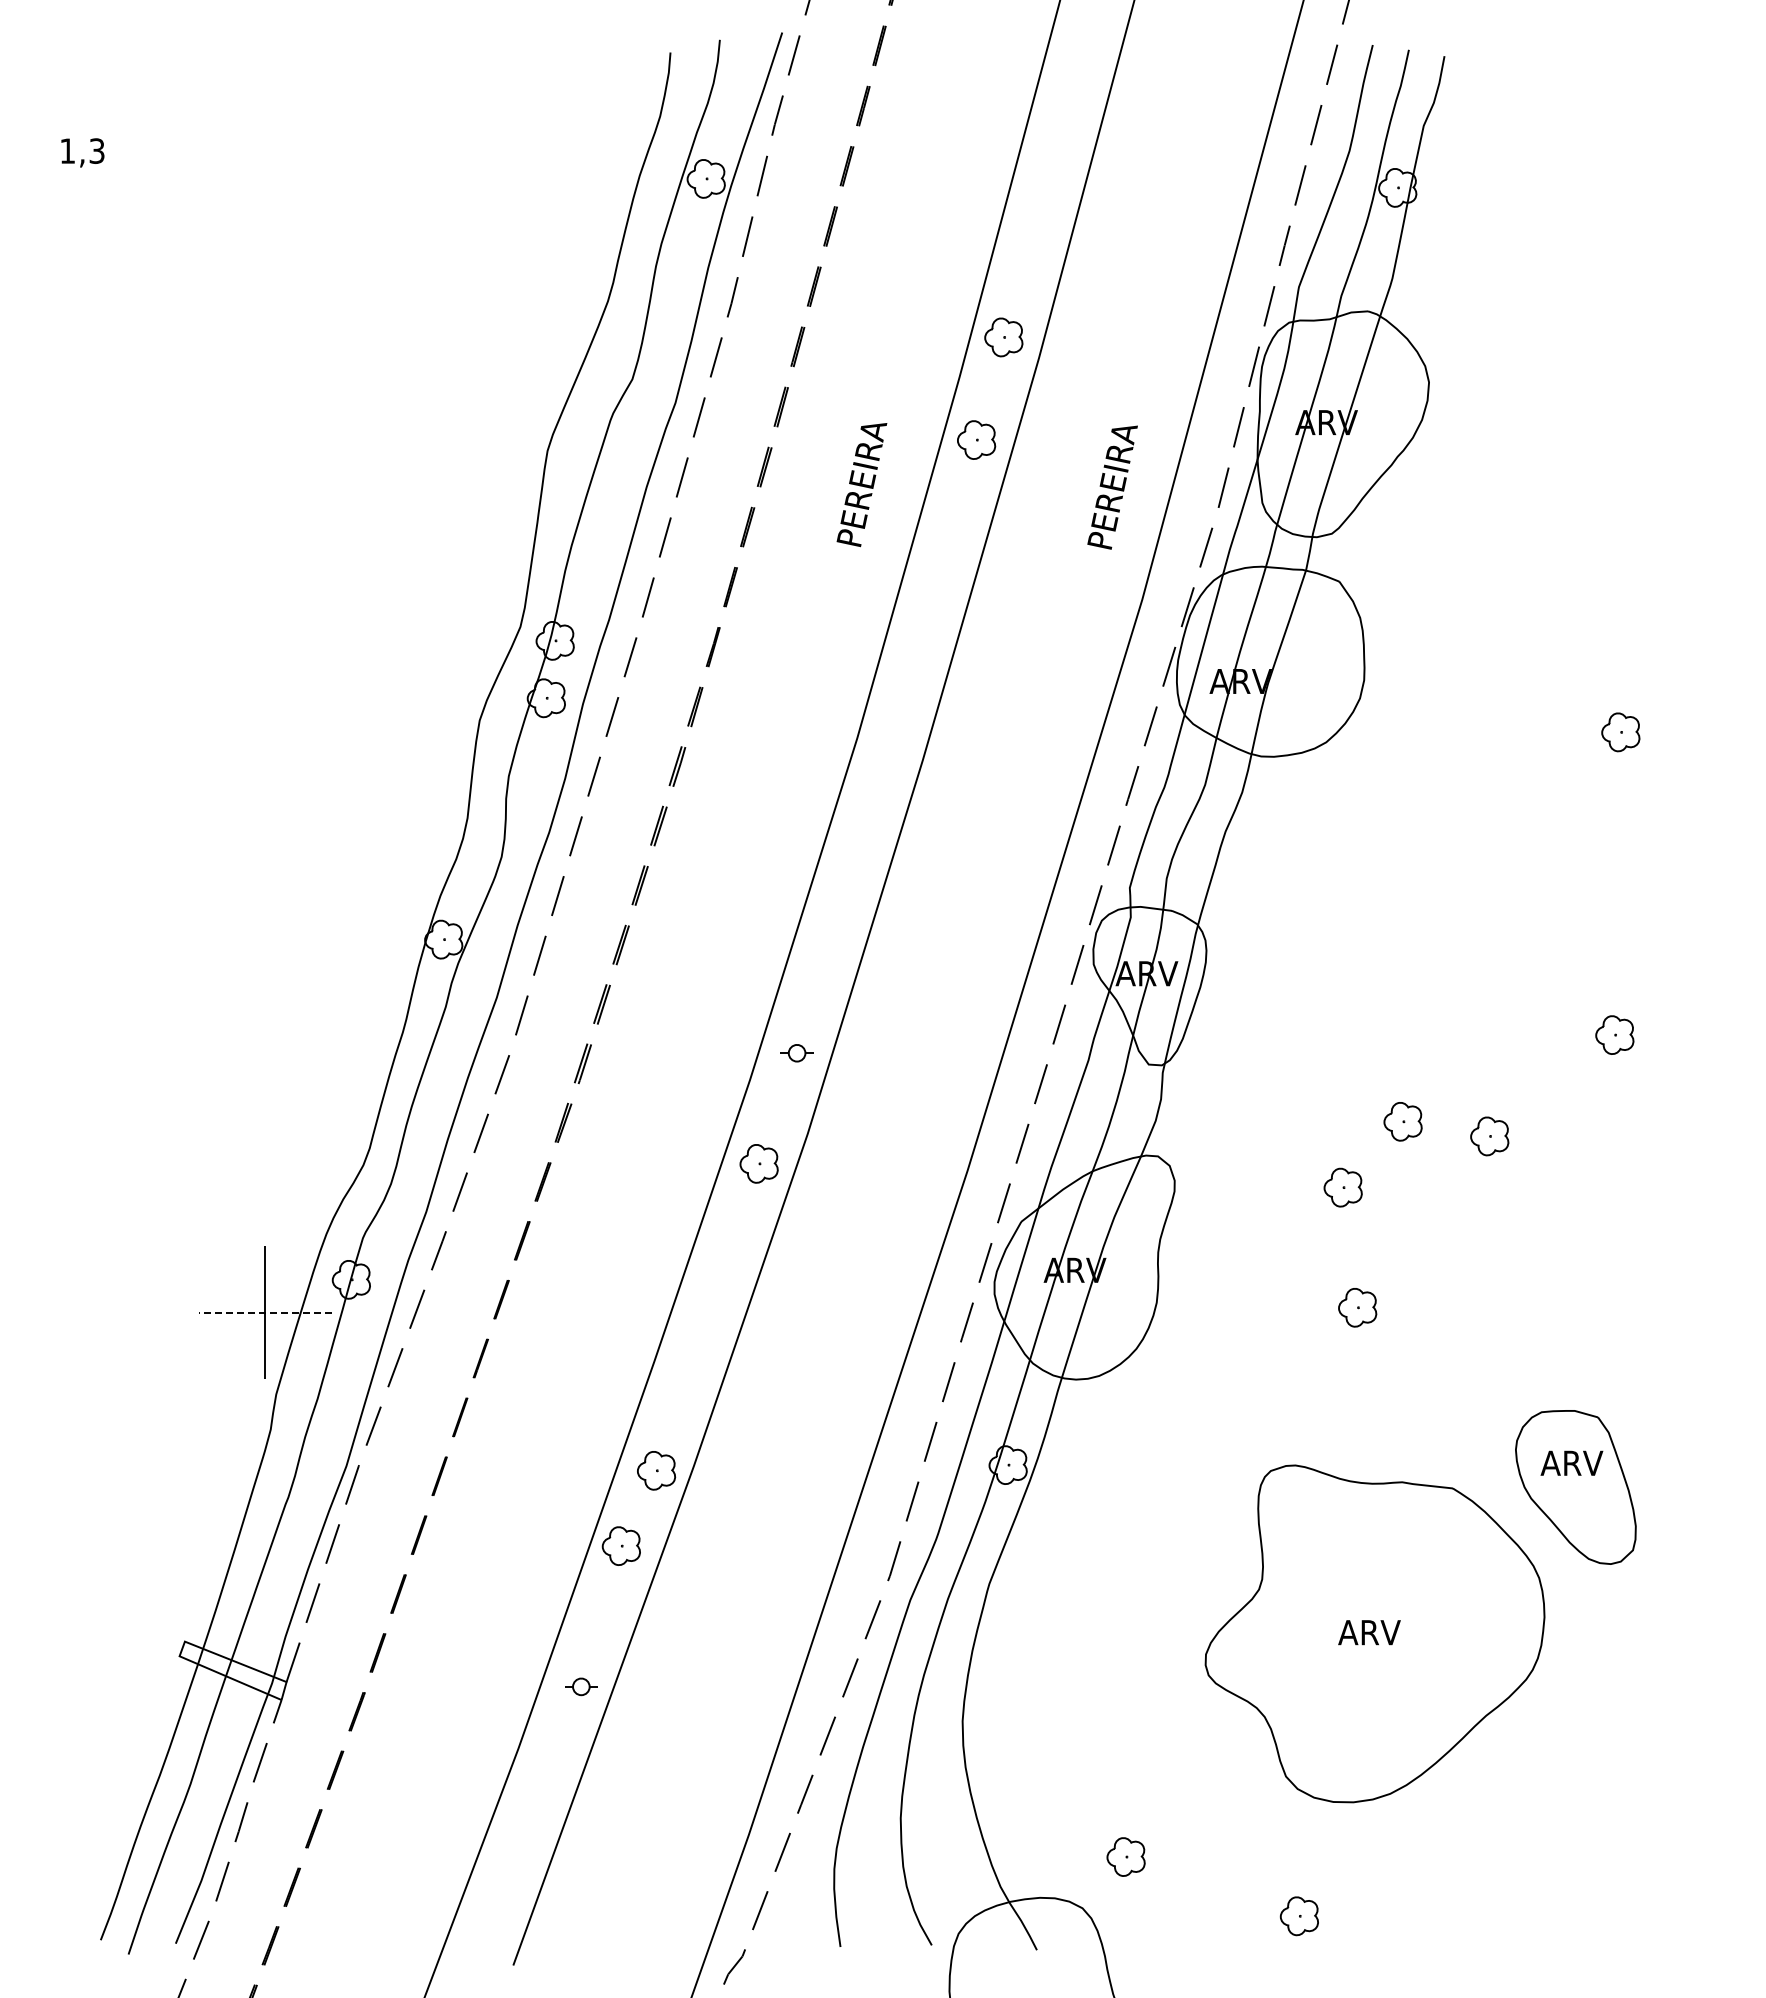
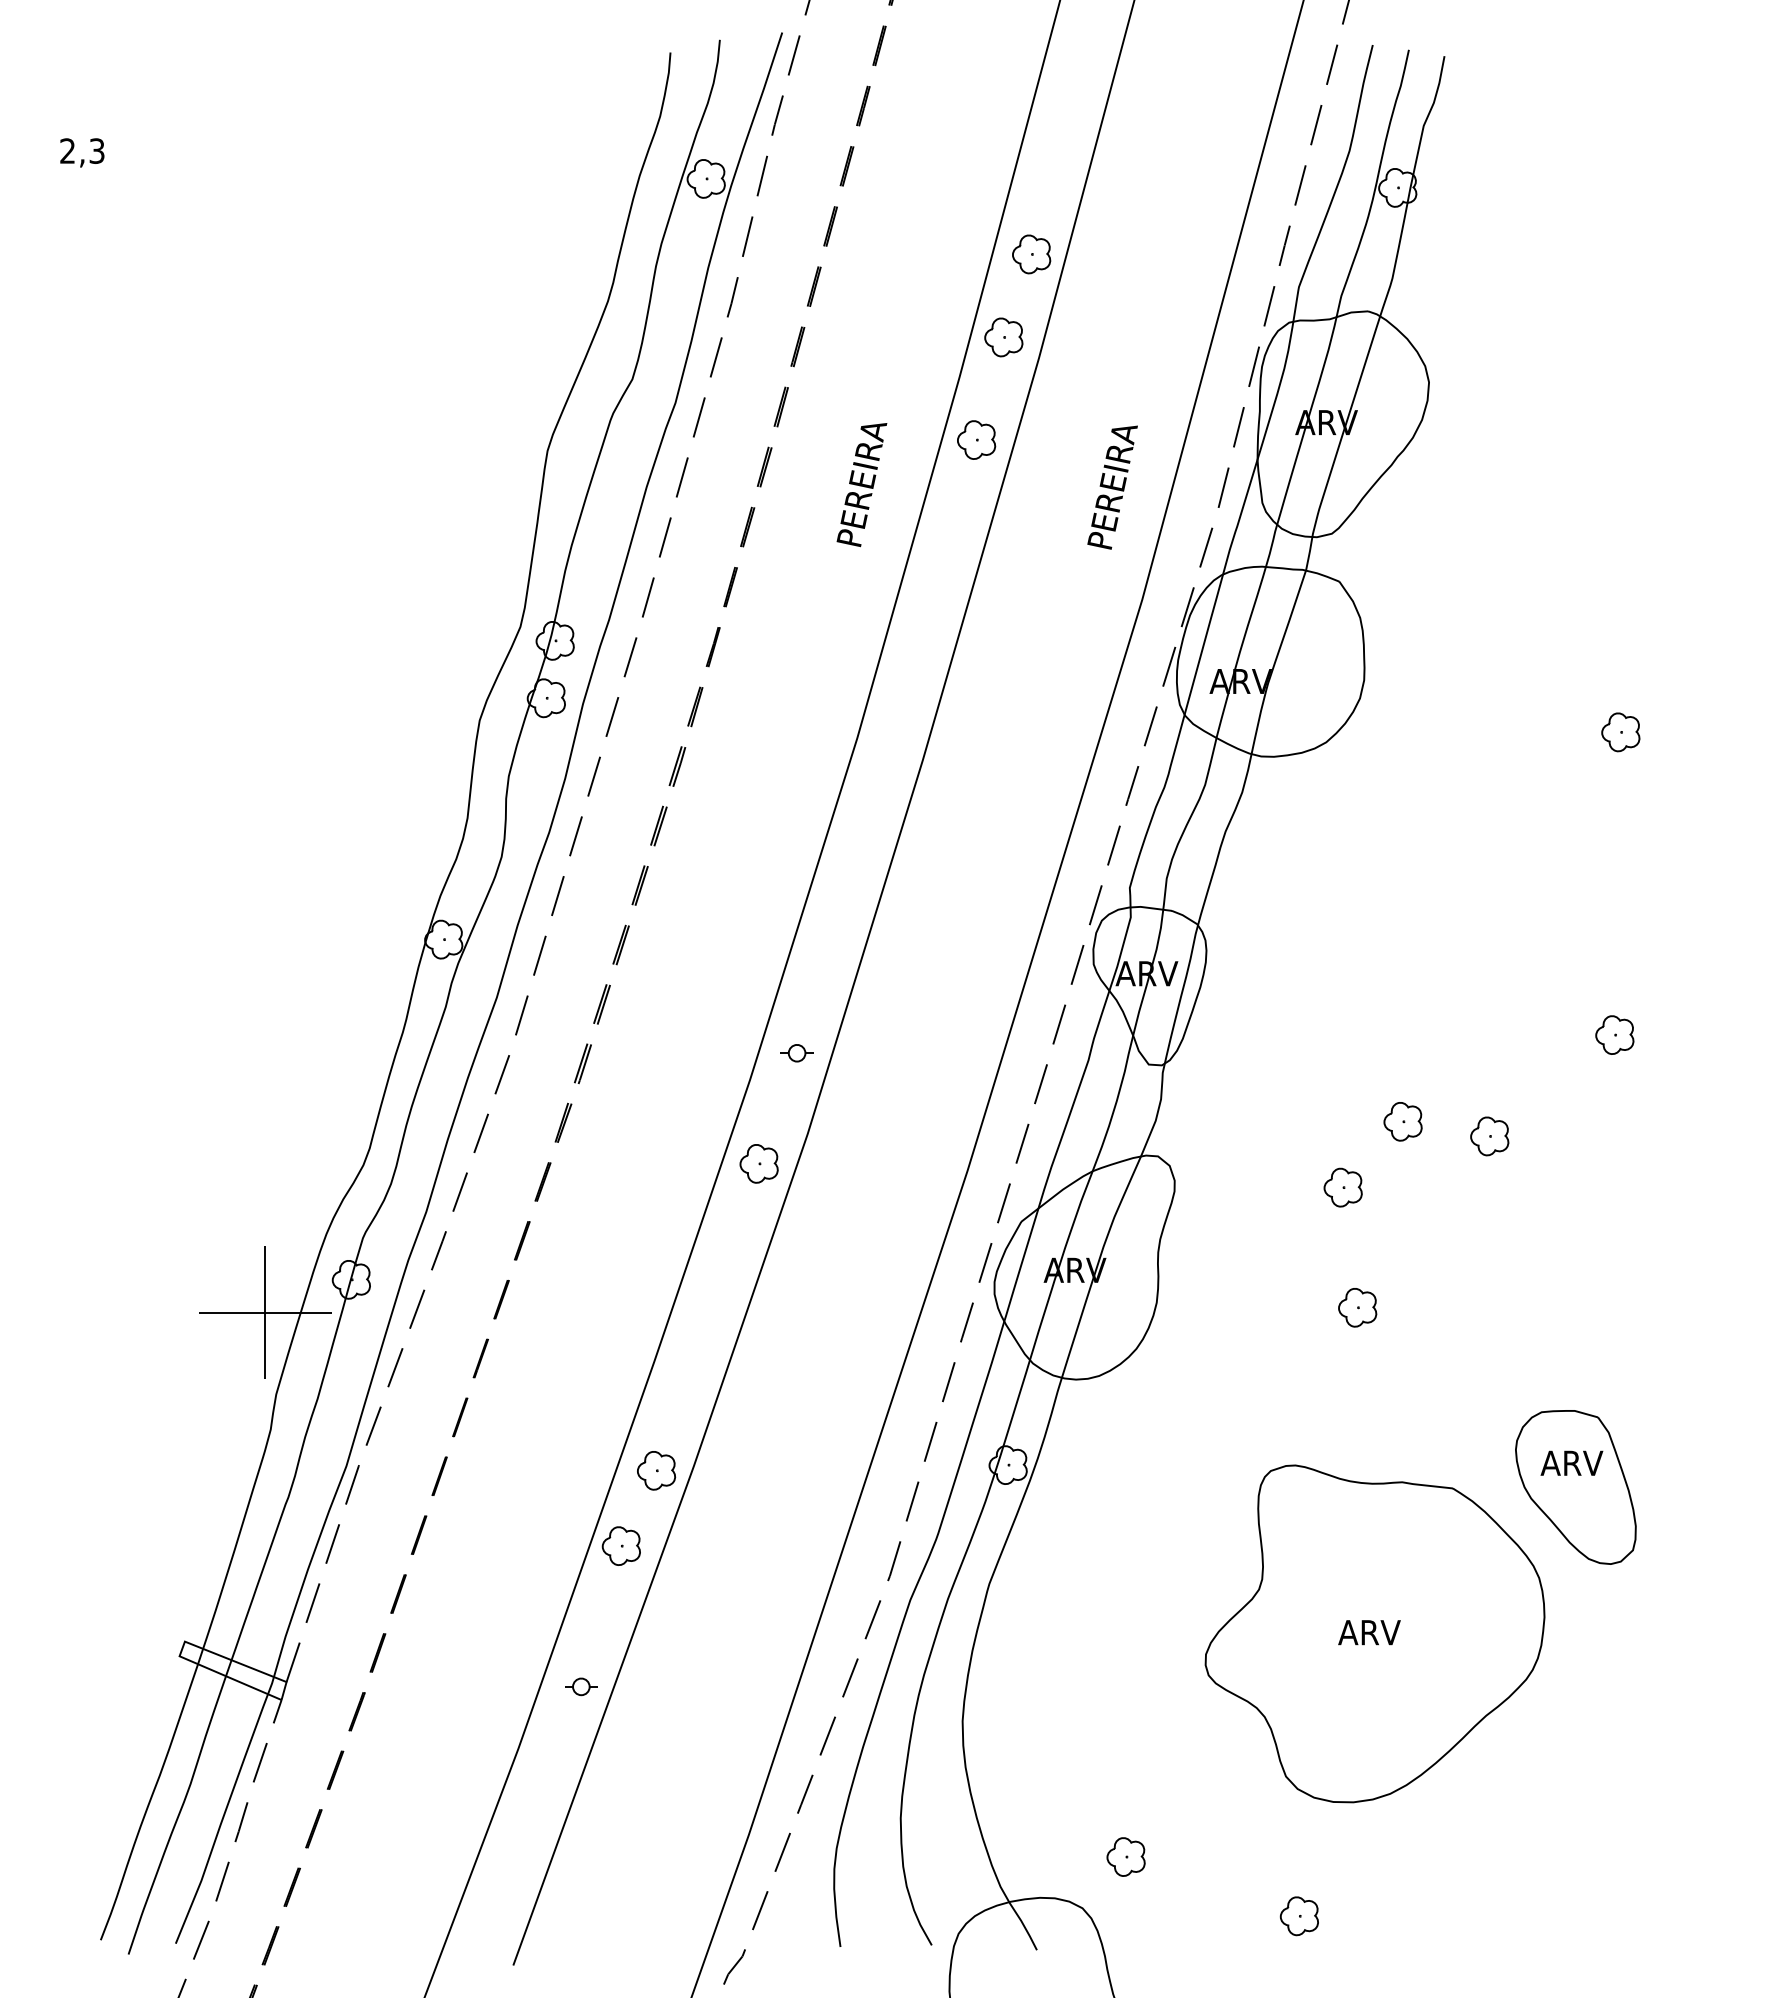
text: 1,3 -> 2,3 (67, 150)
part: none -> present (1031, 254)
line: dashed -> solid (265, 1312)
